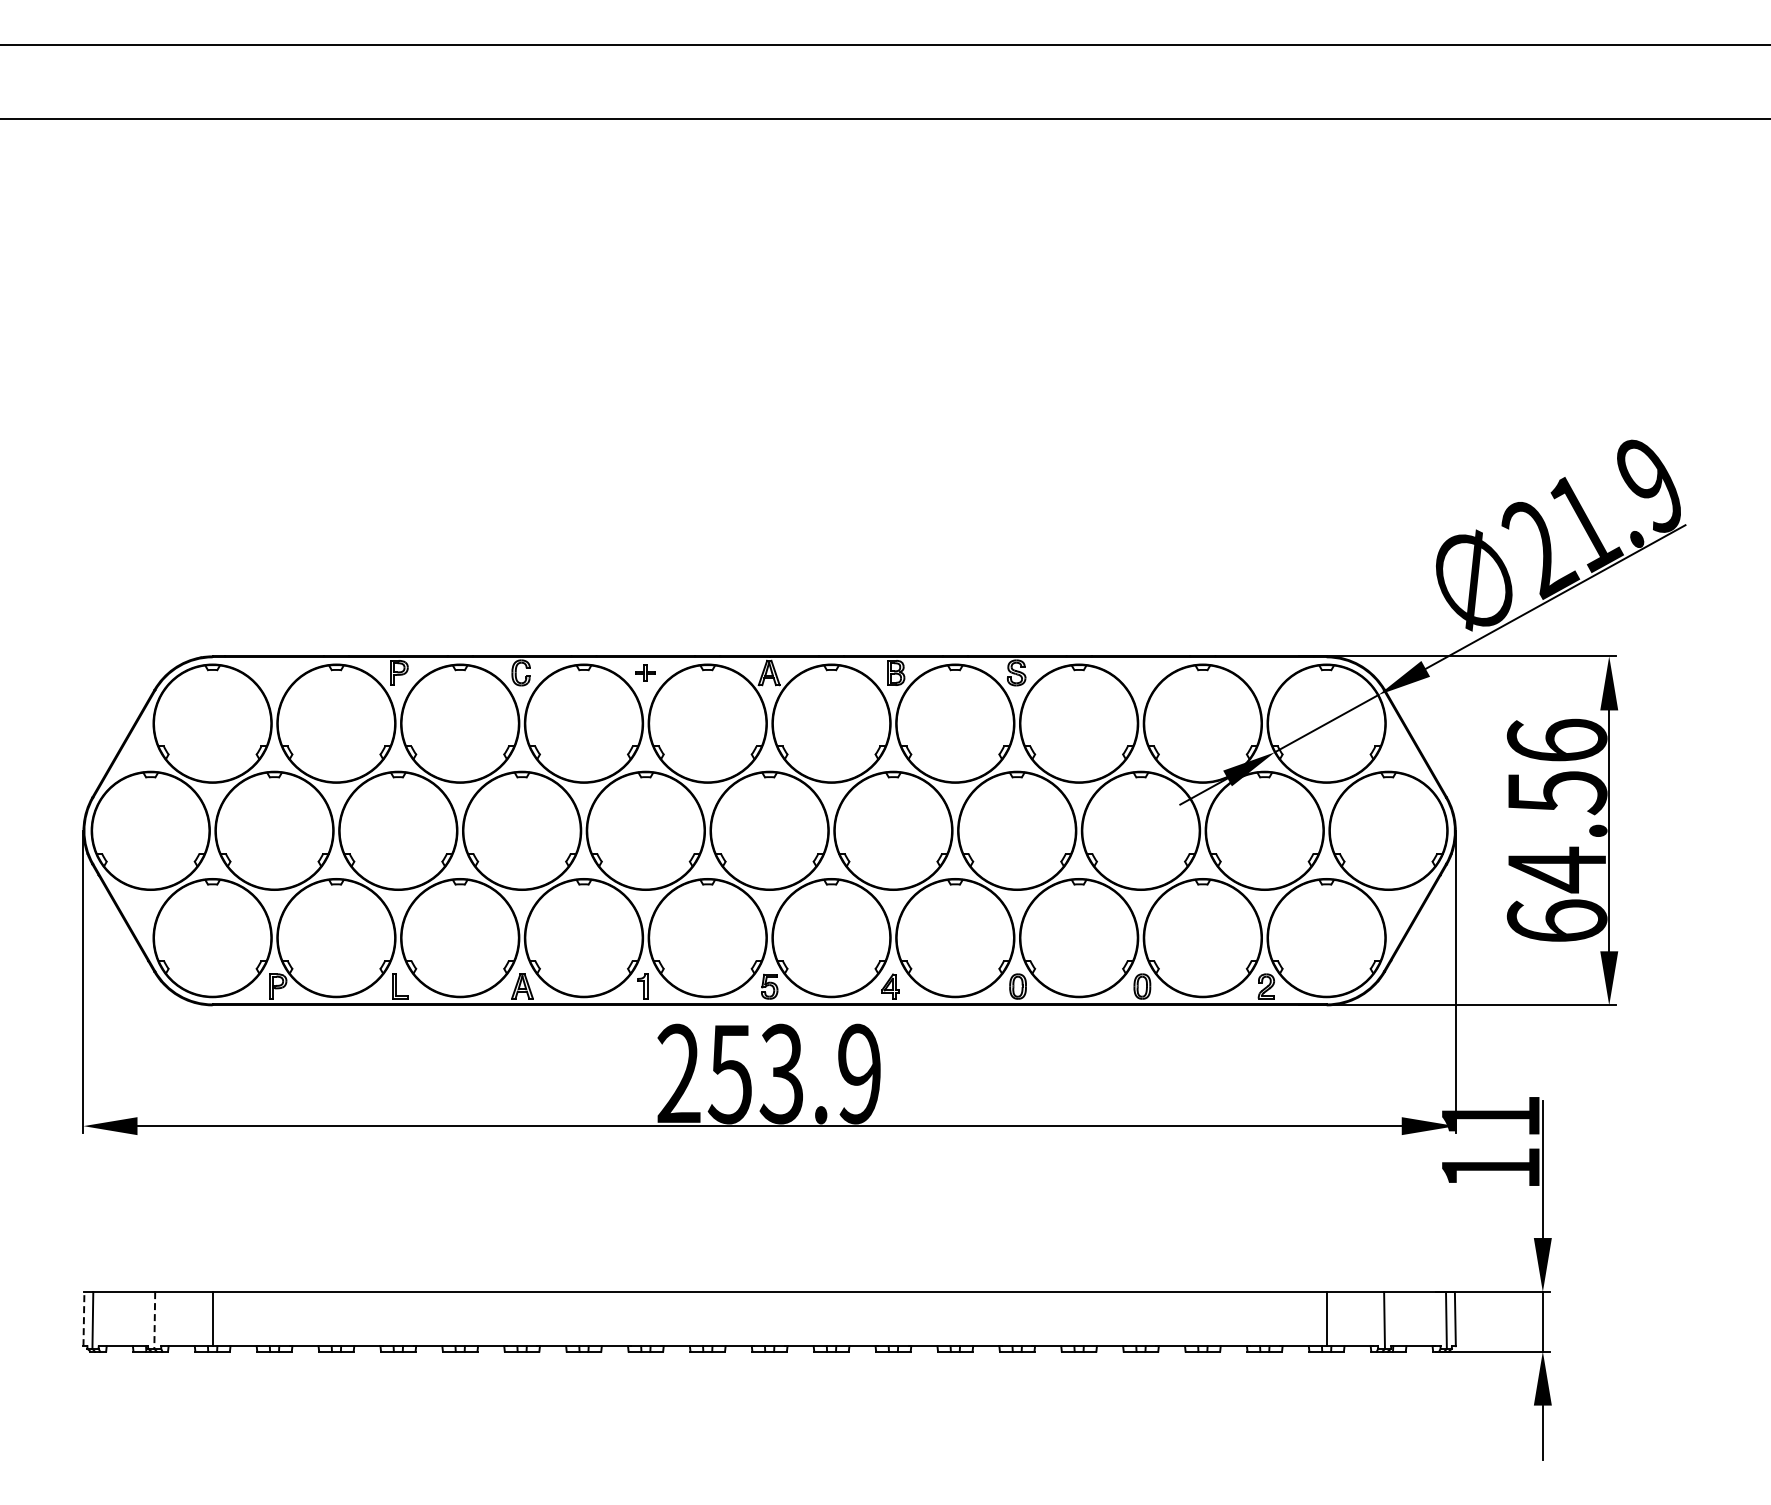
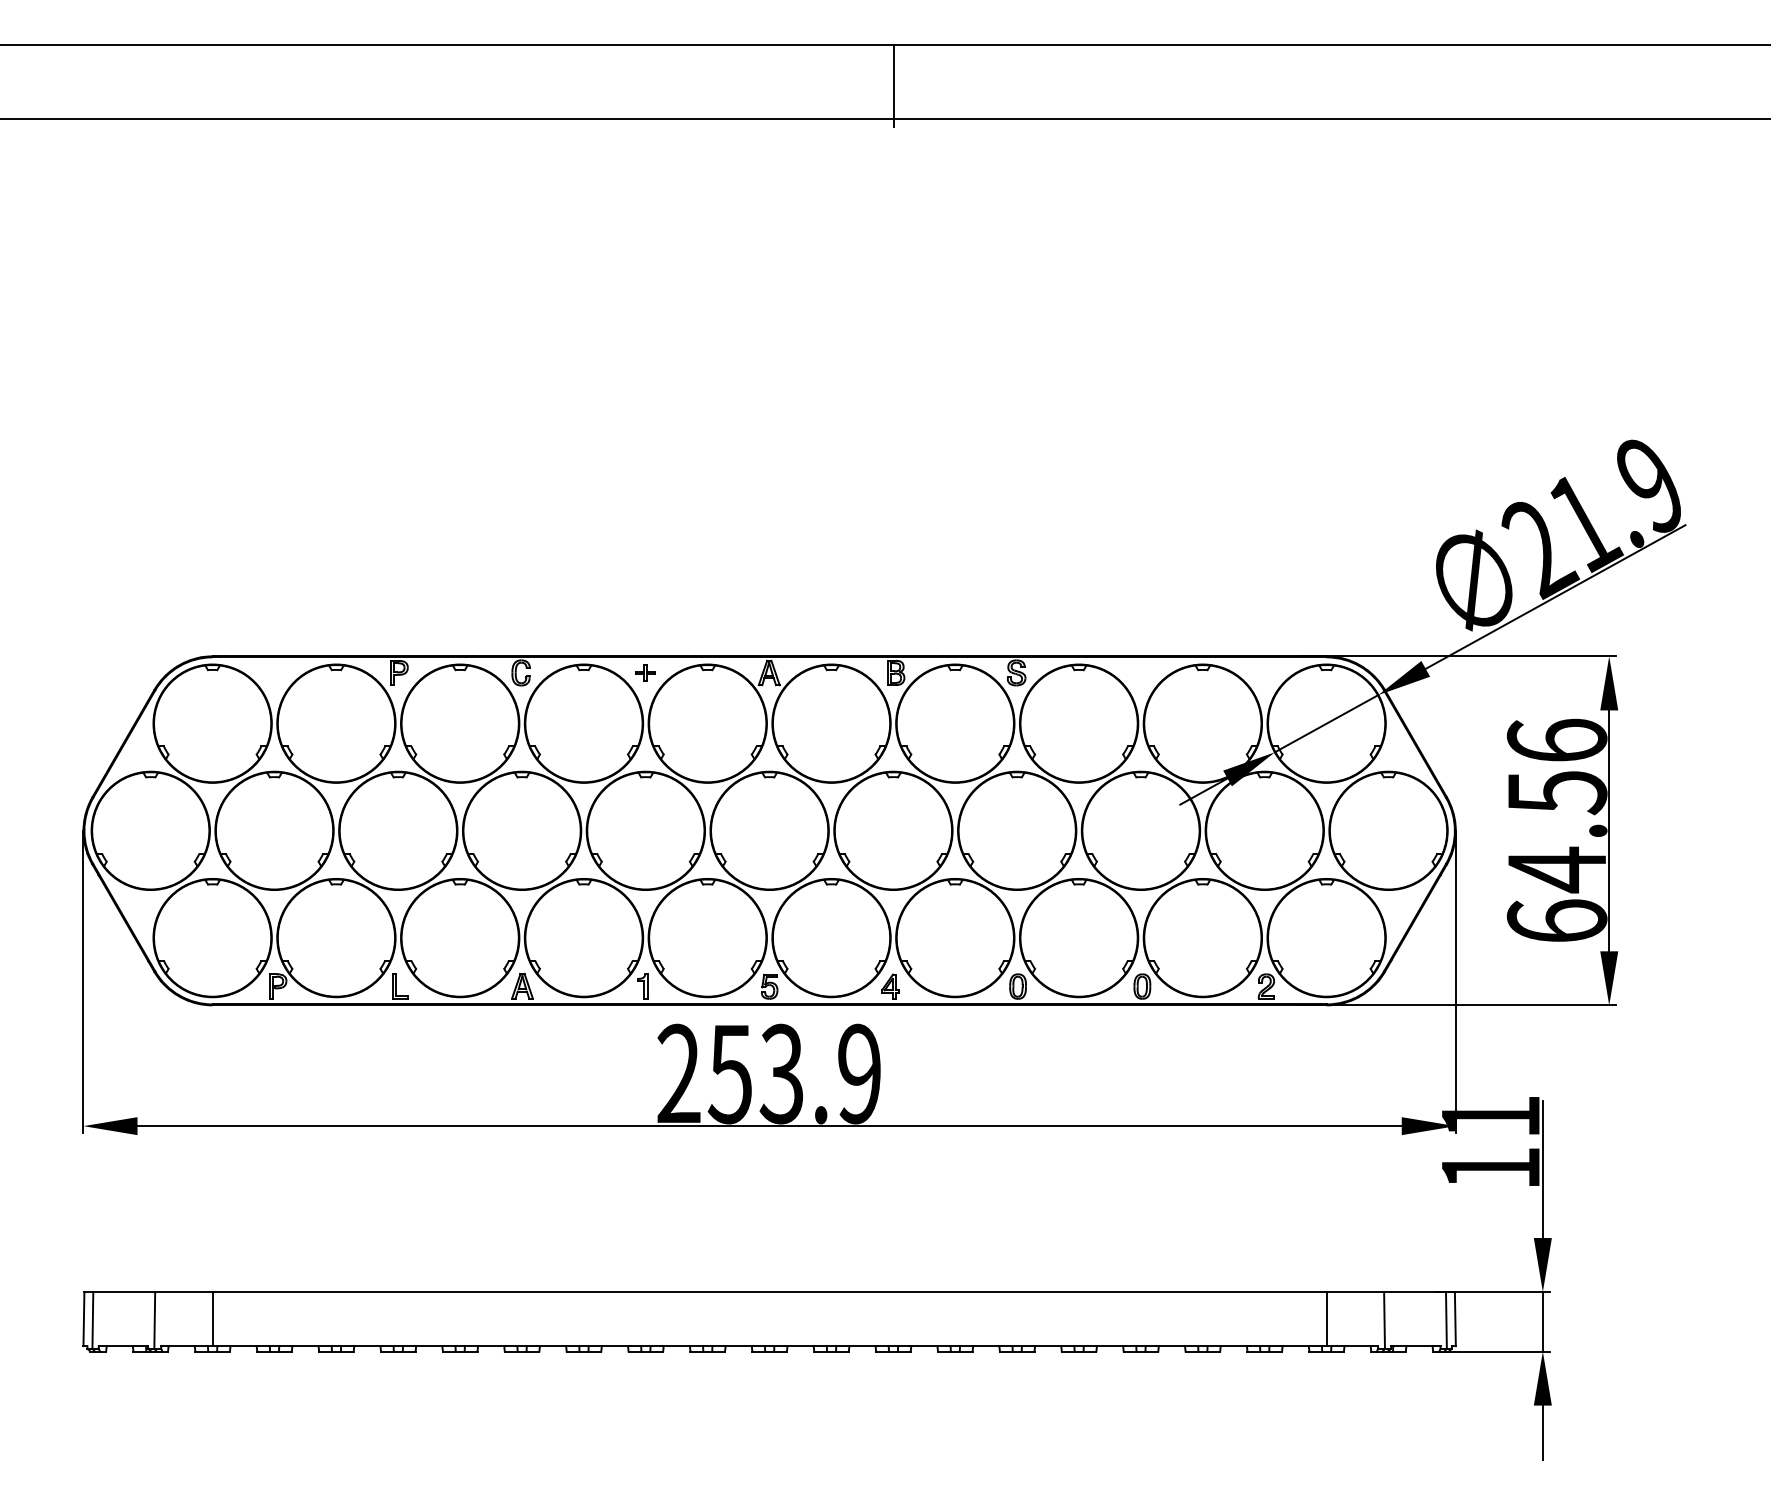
line: none -> present (893, 86)
line: dashed -> solid (83, 1318)
line: dashed -> solid (154, 1320)
